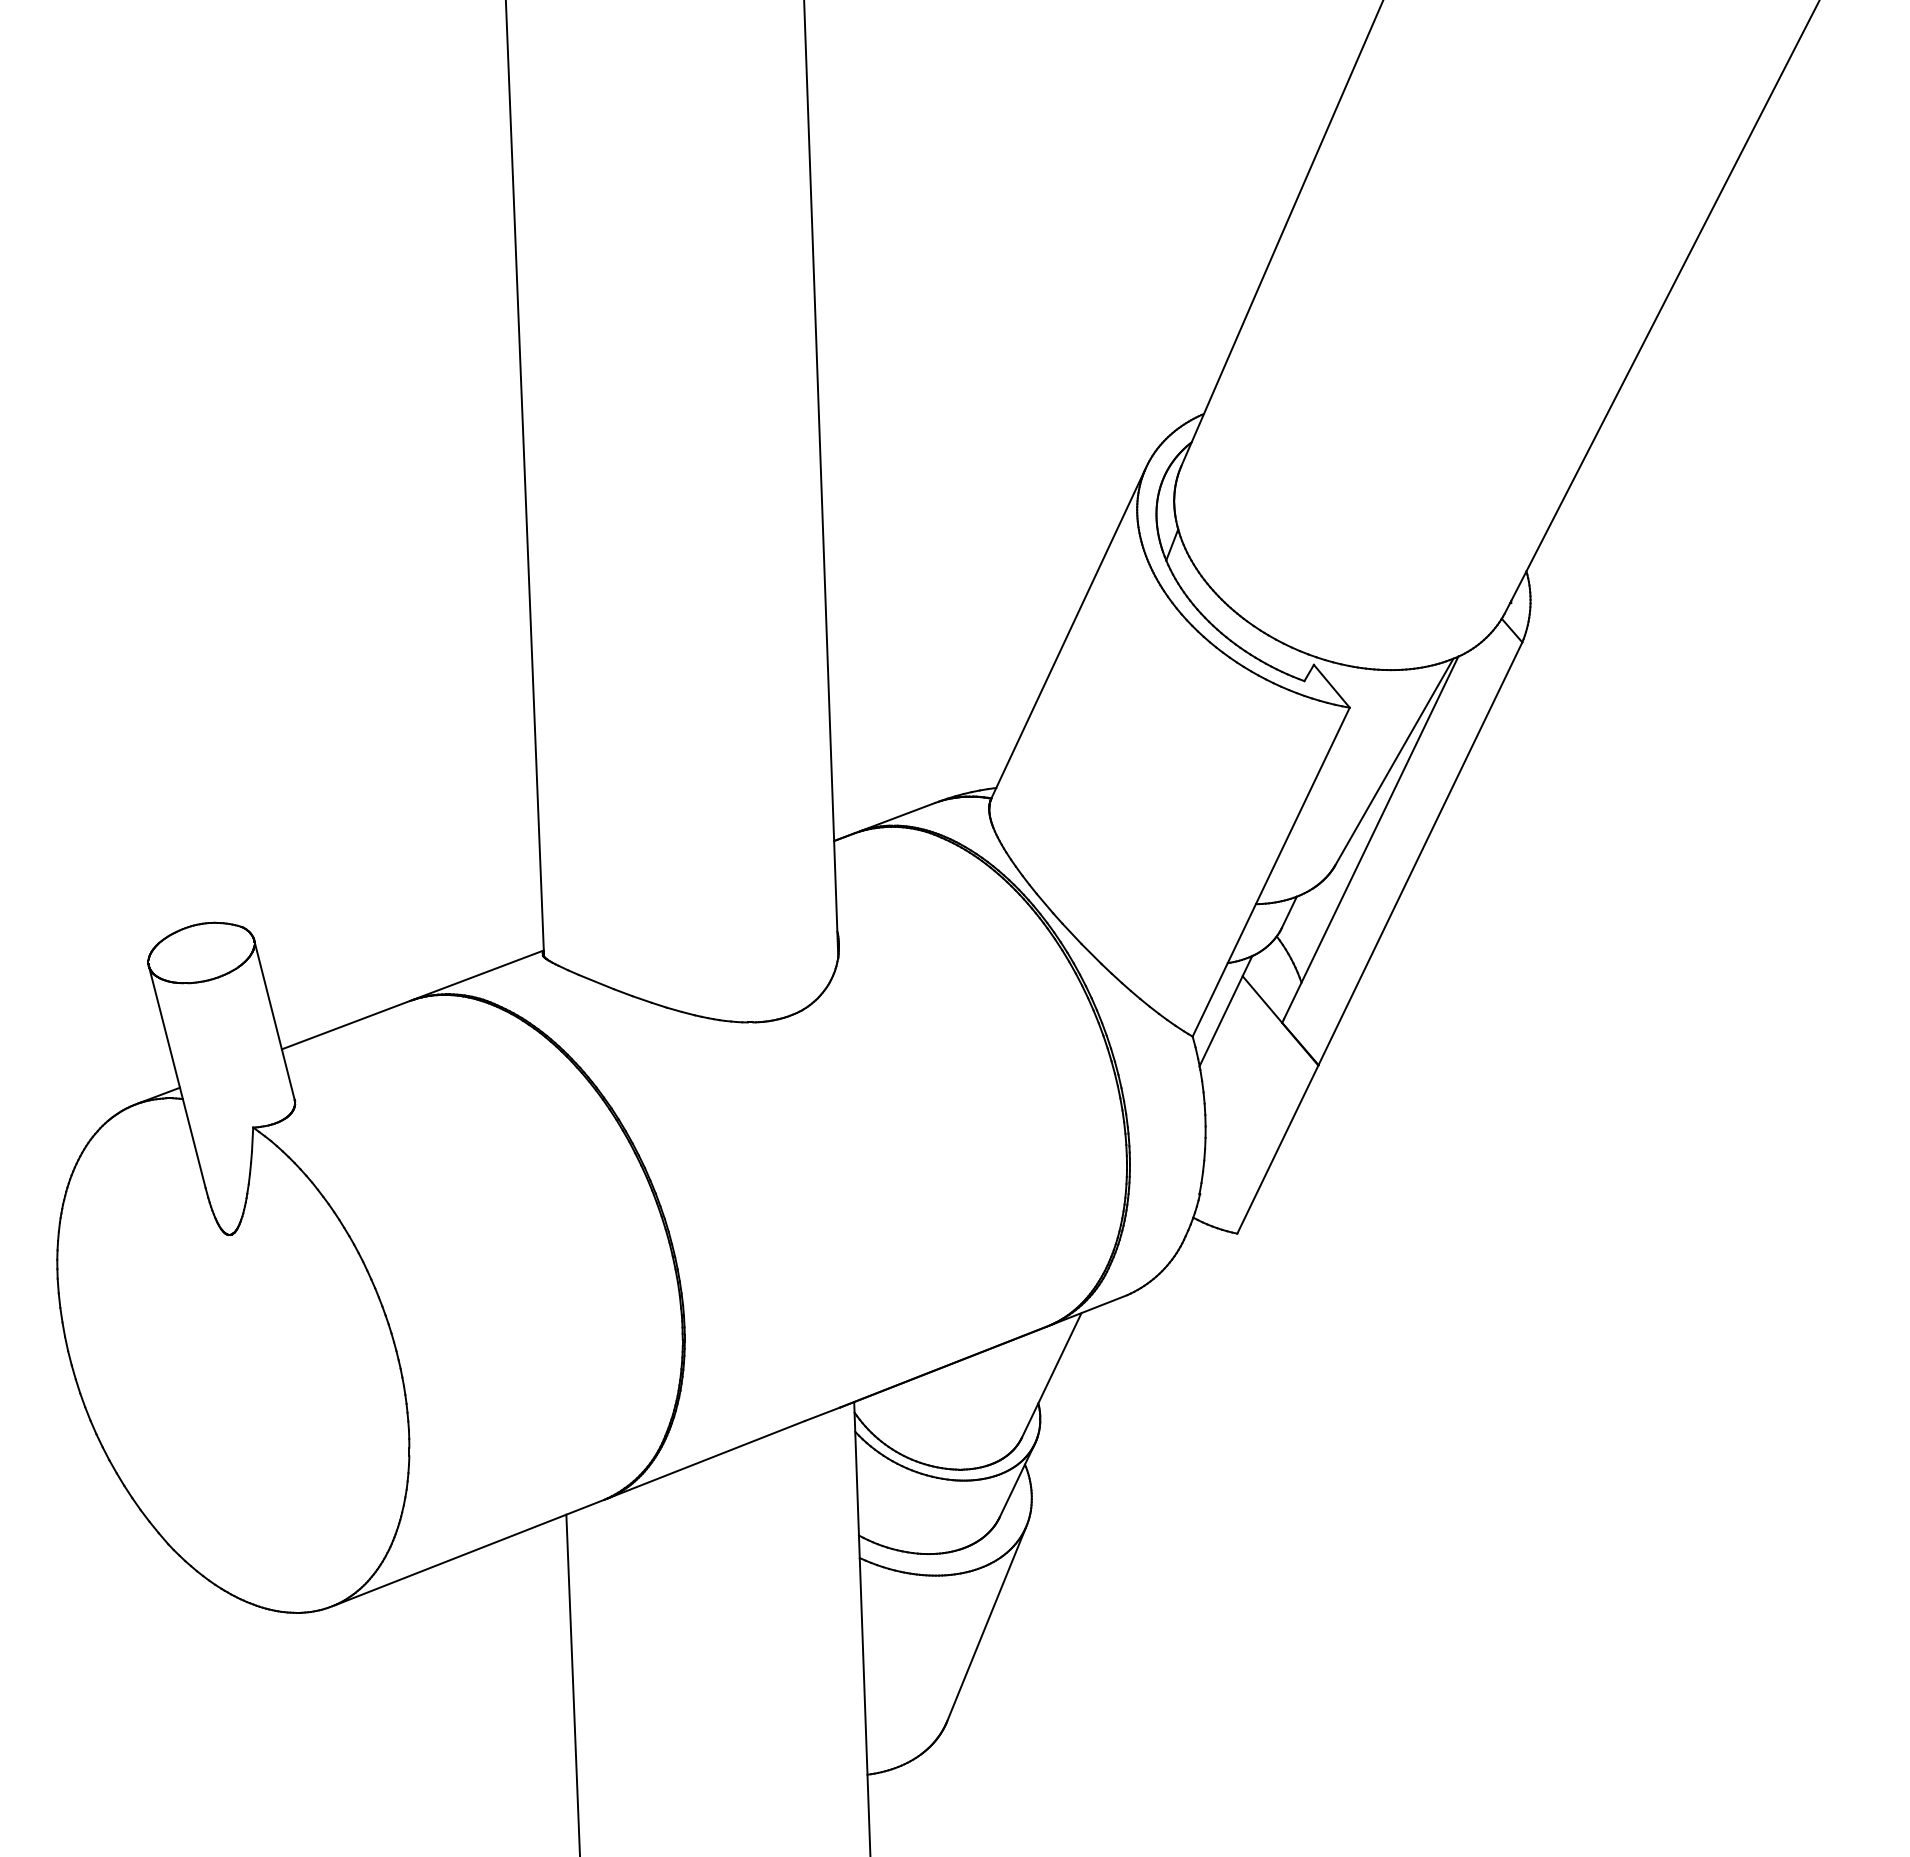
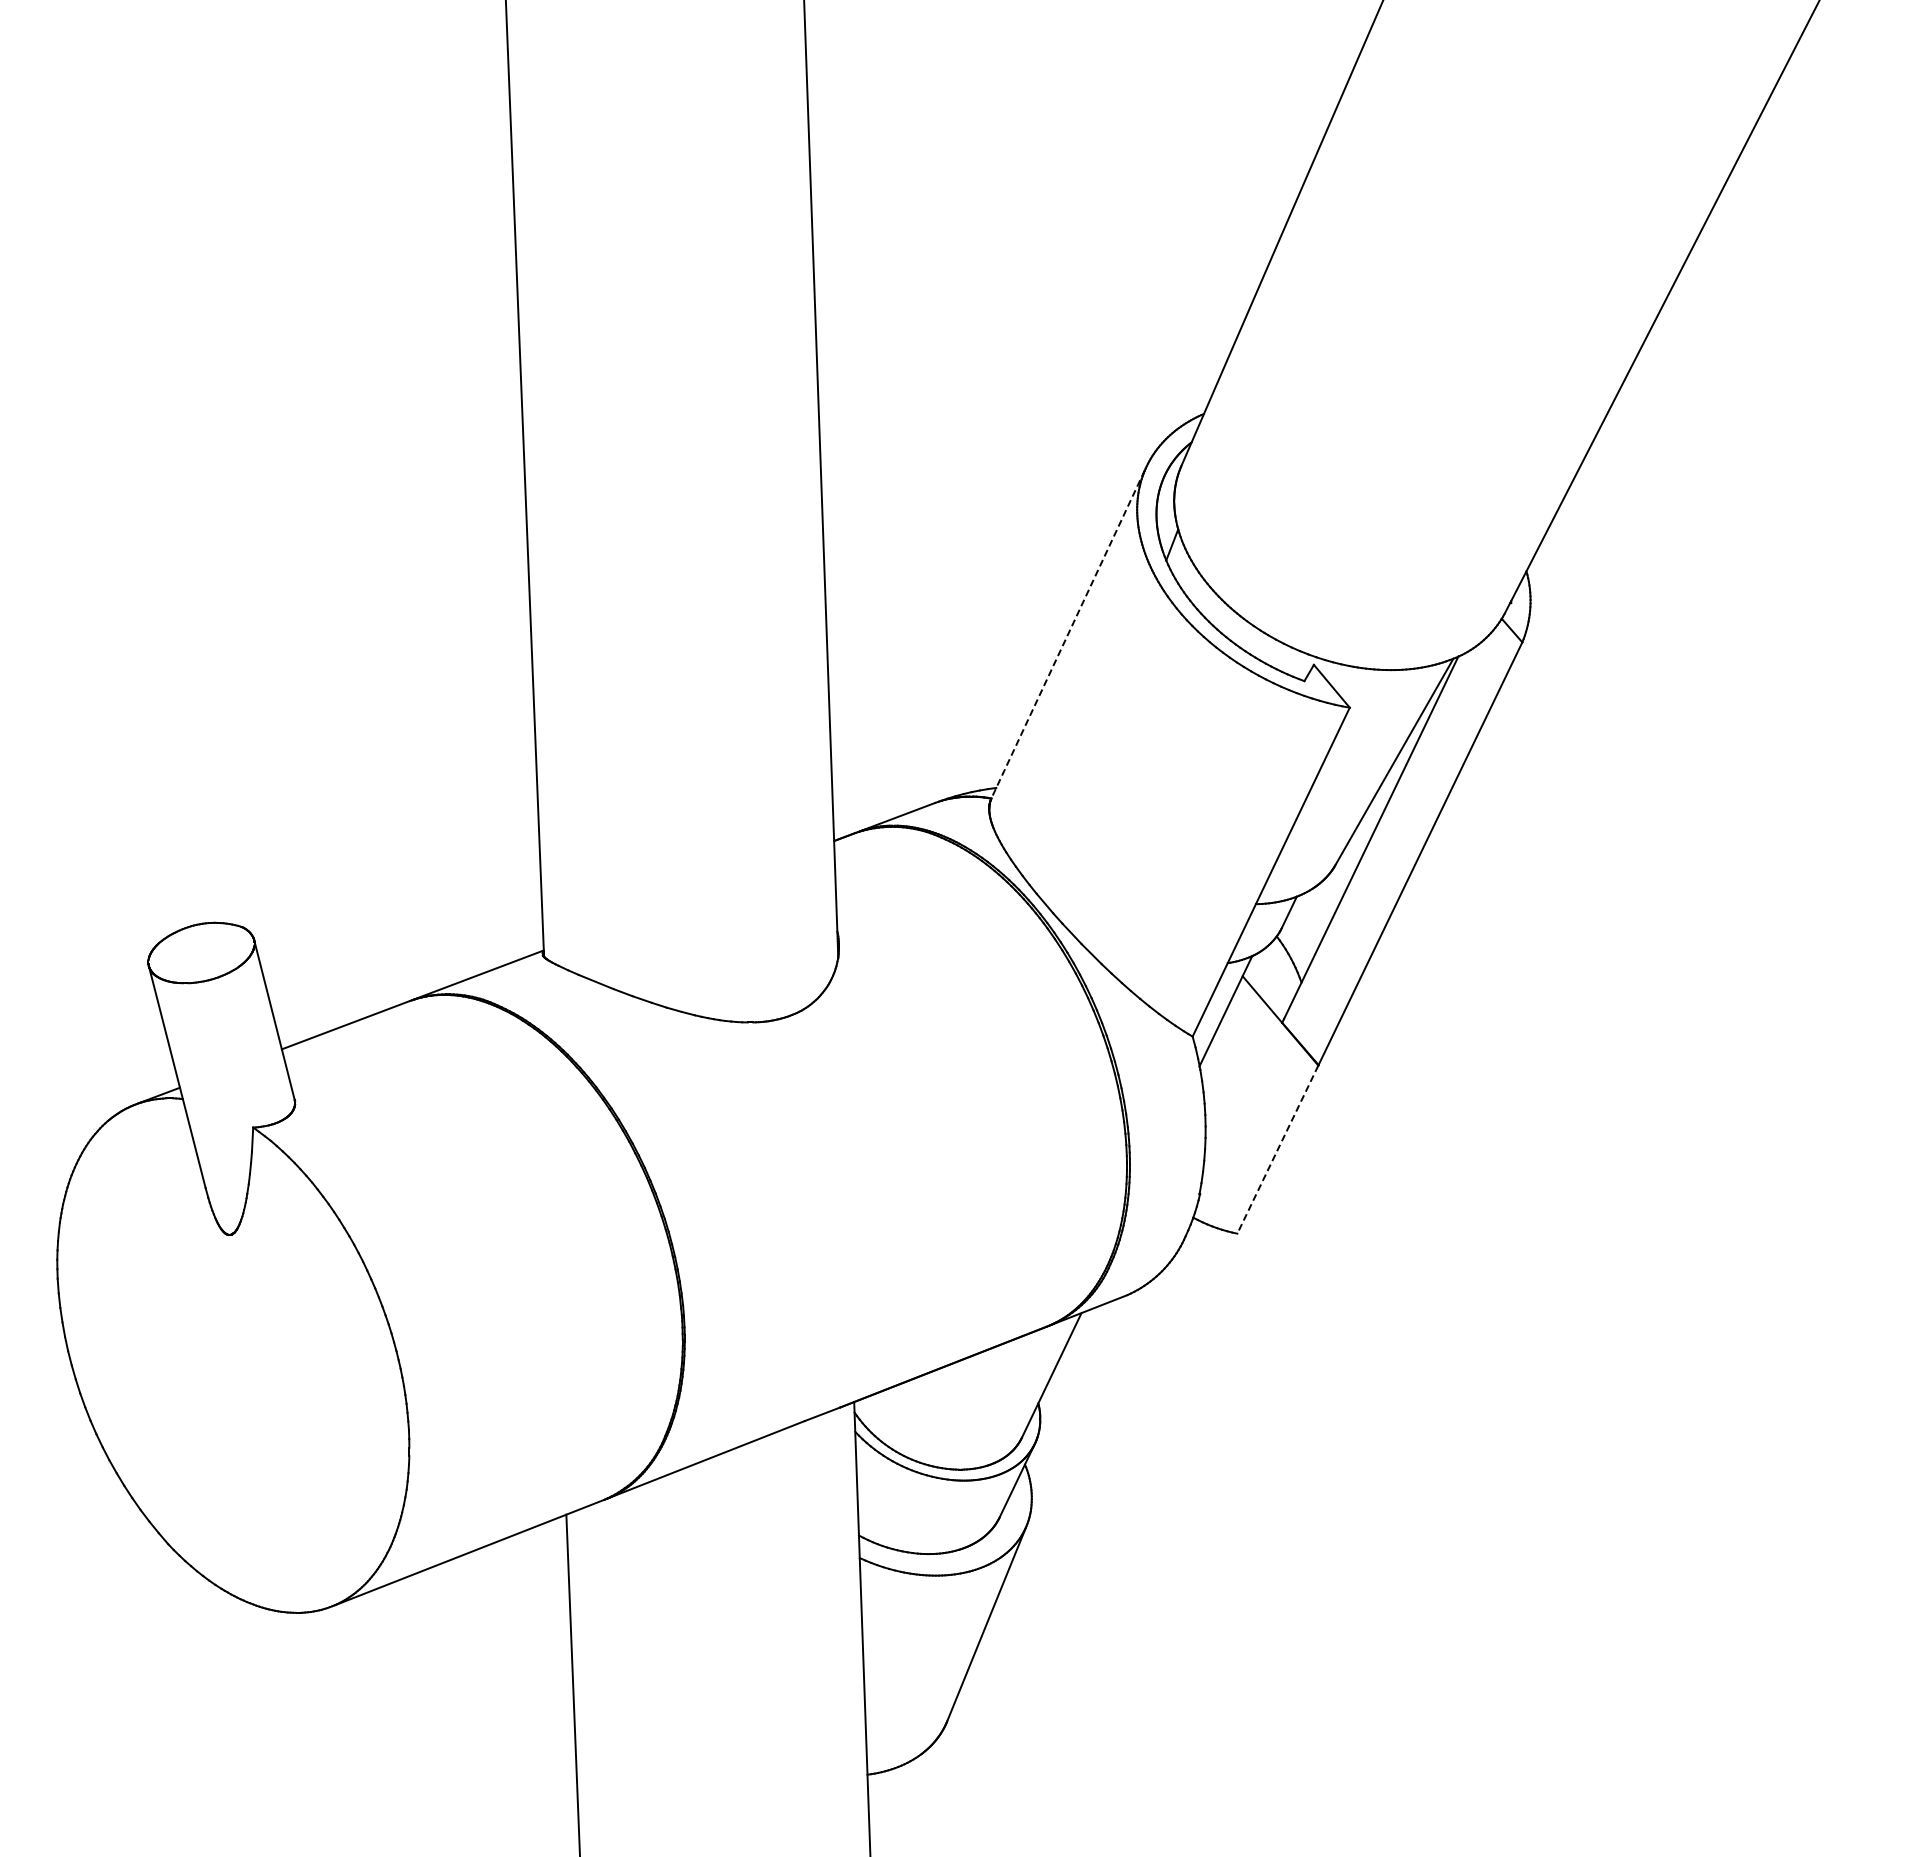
line: solid -> dashed (1067, 634)
line: solid -> dashed (1277, 1150)
